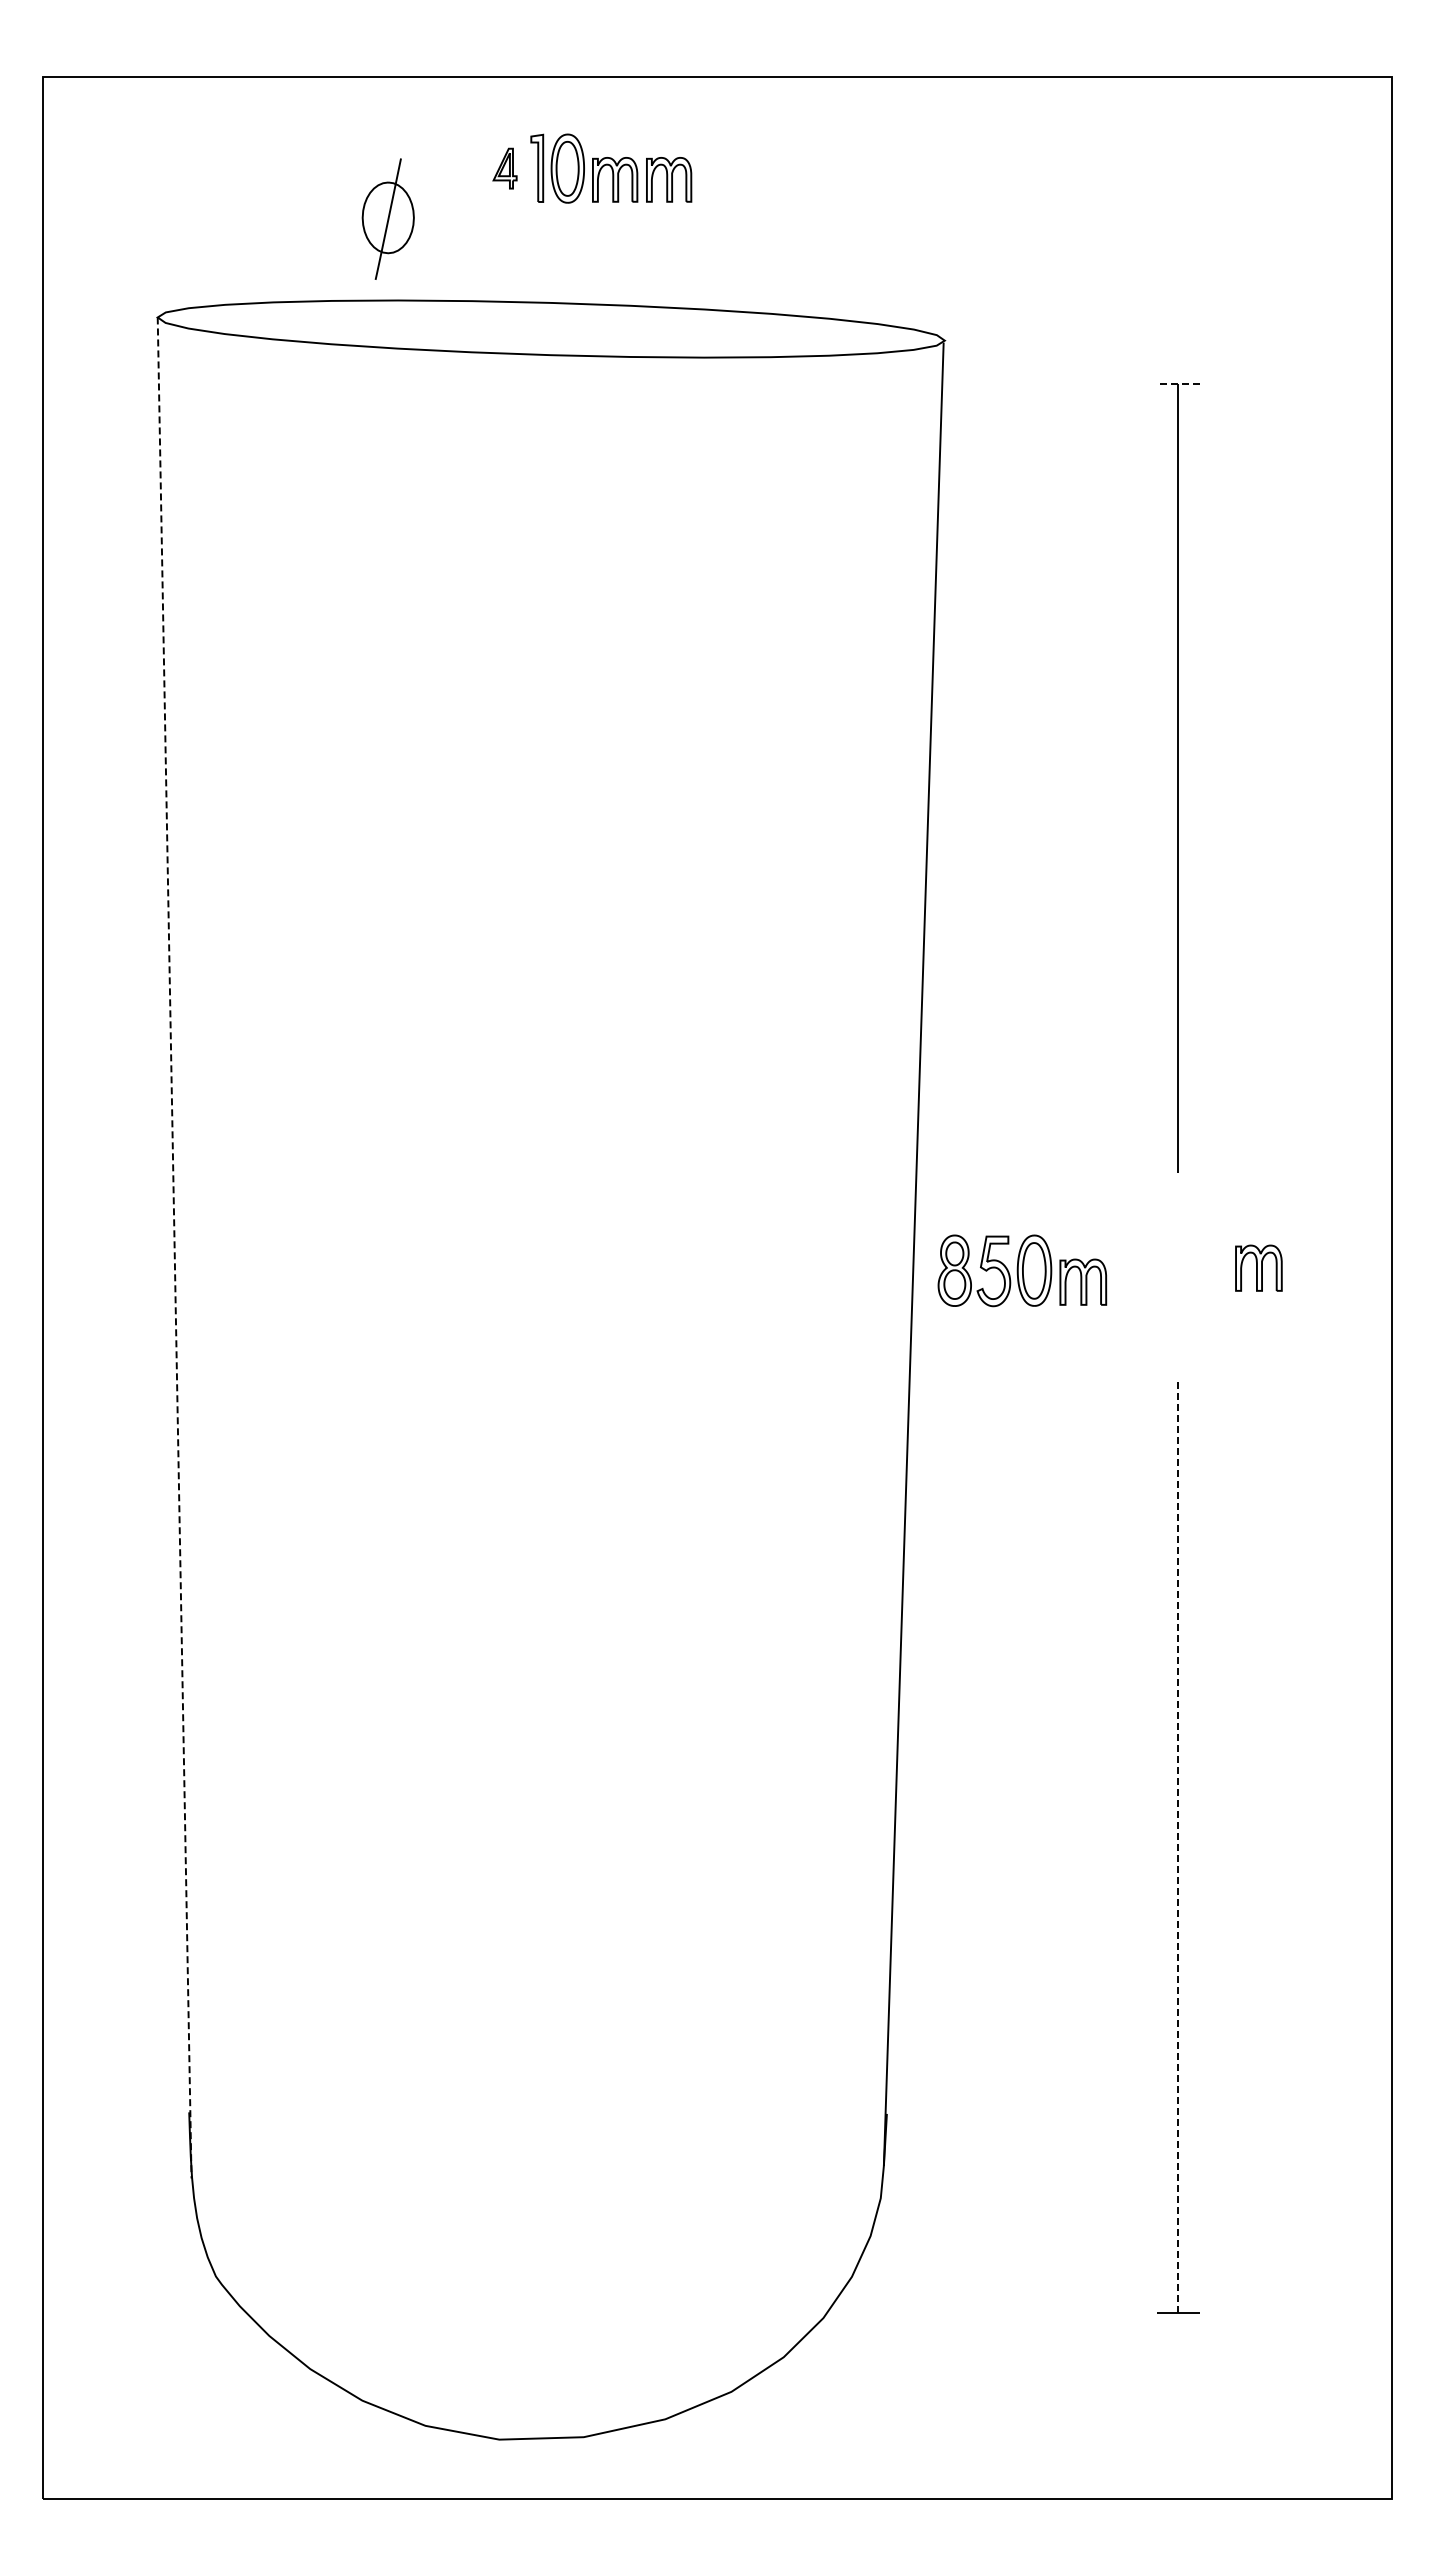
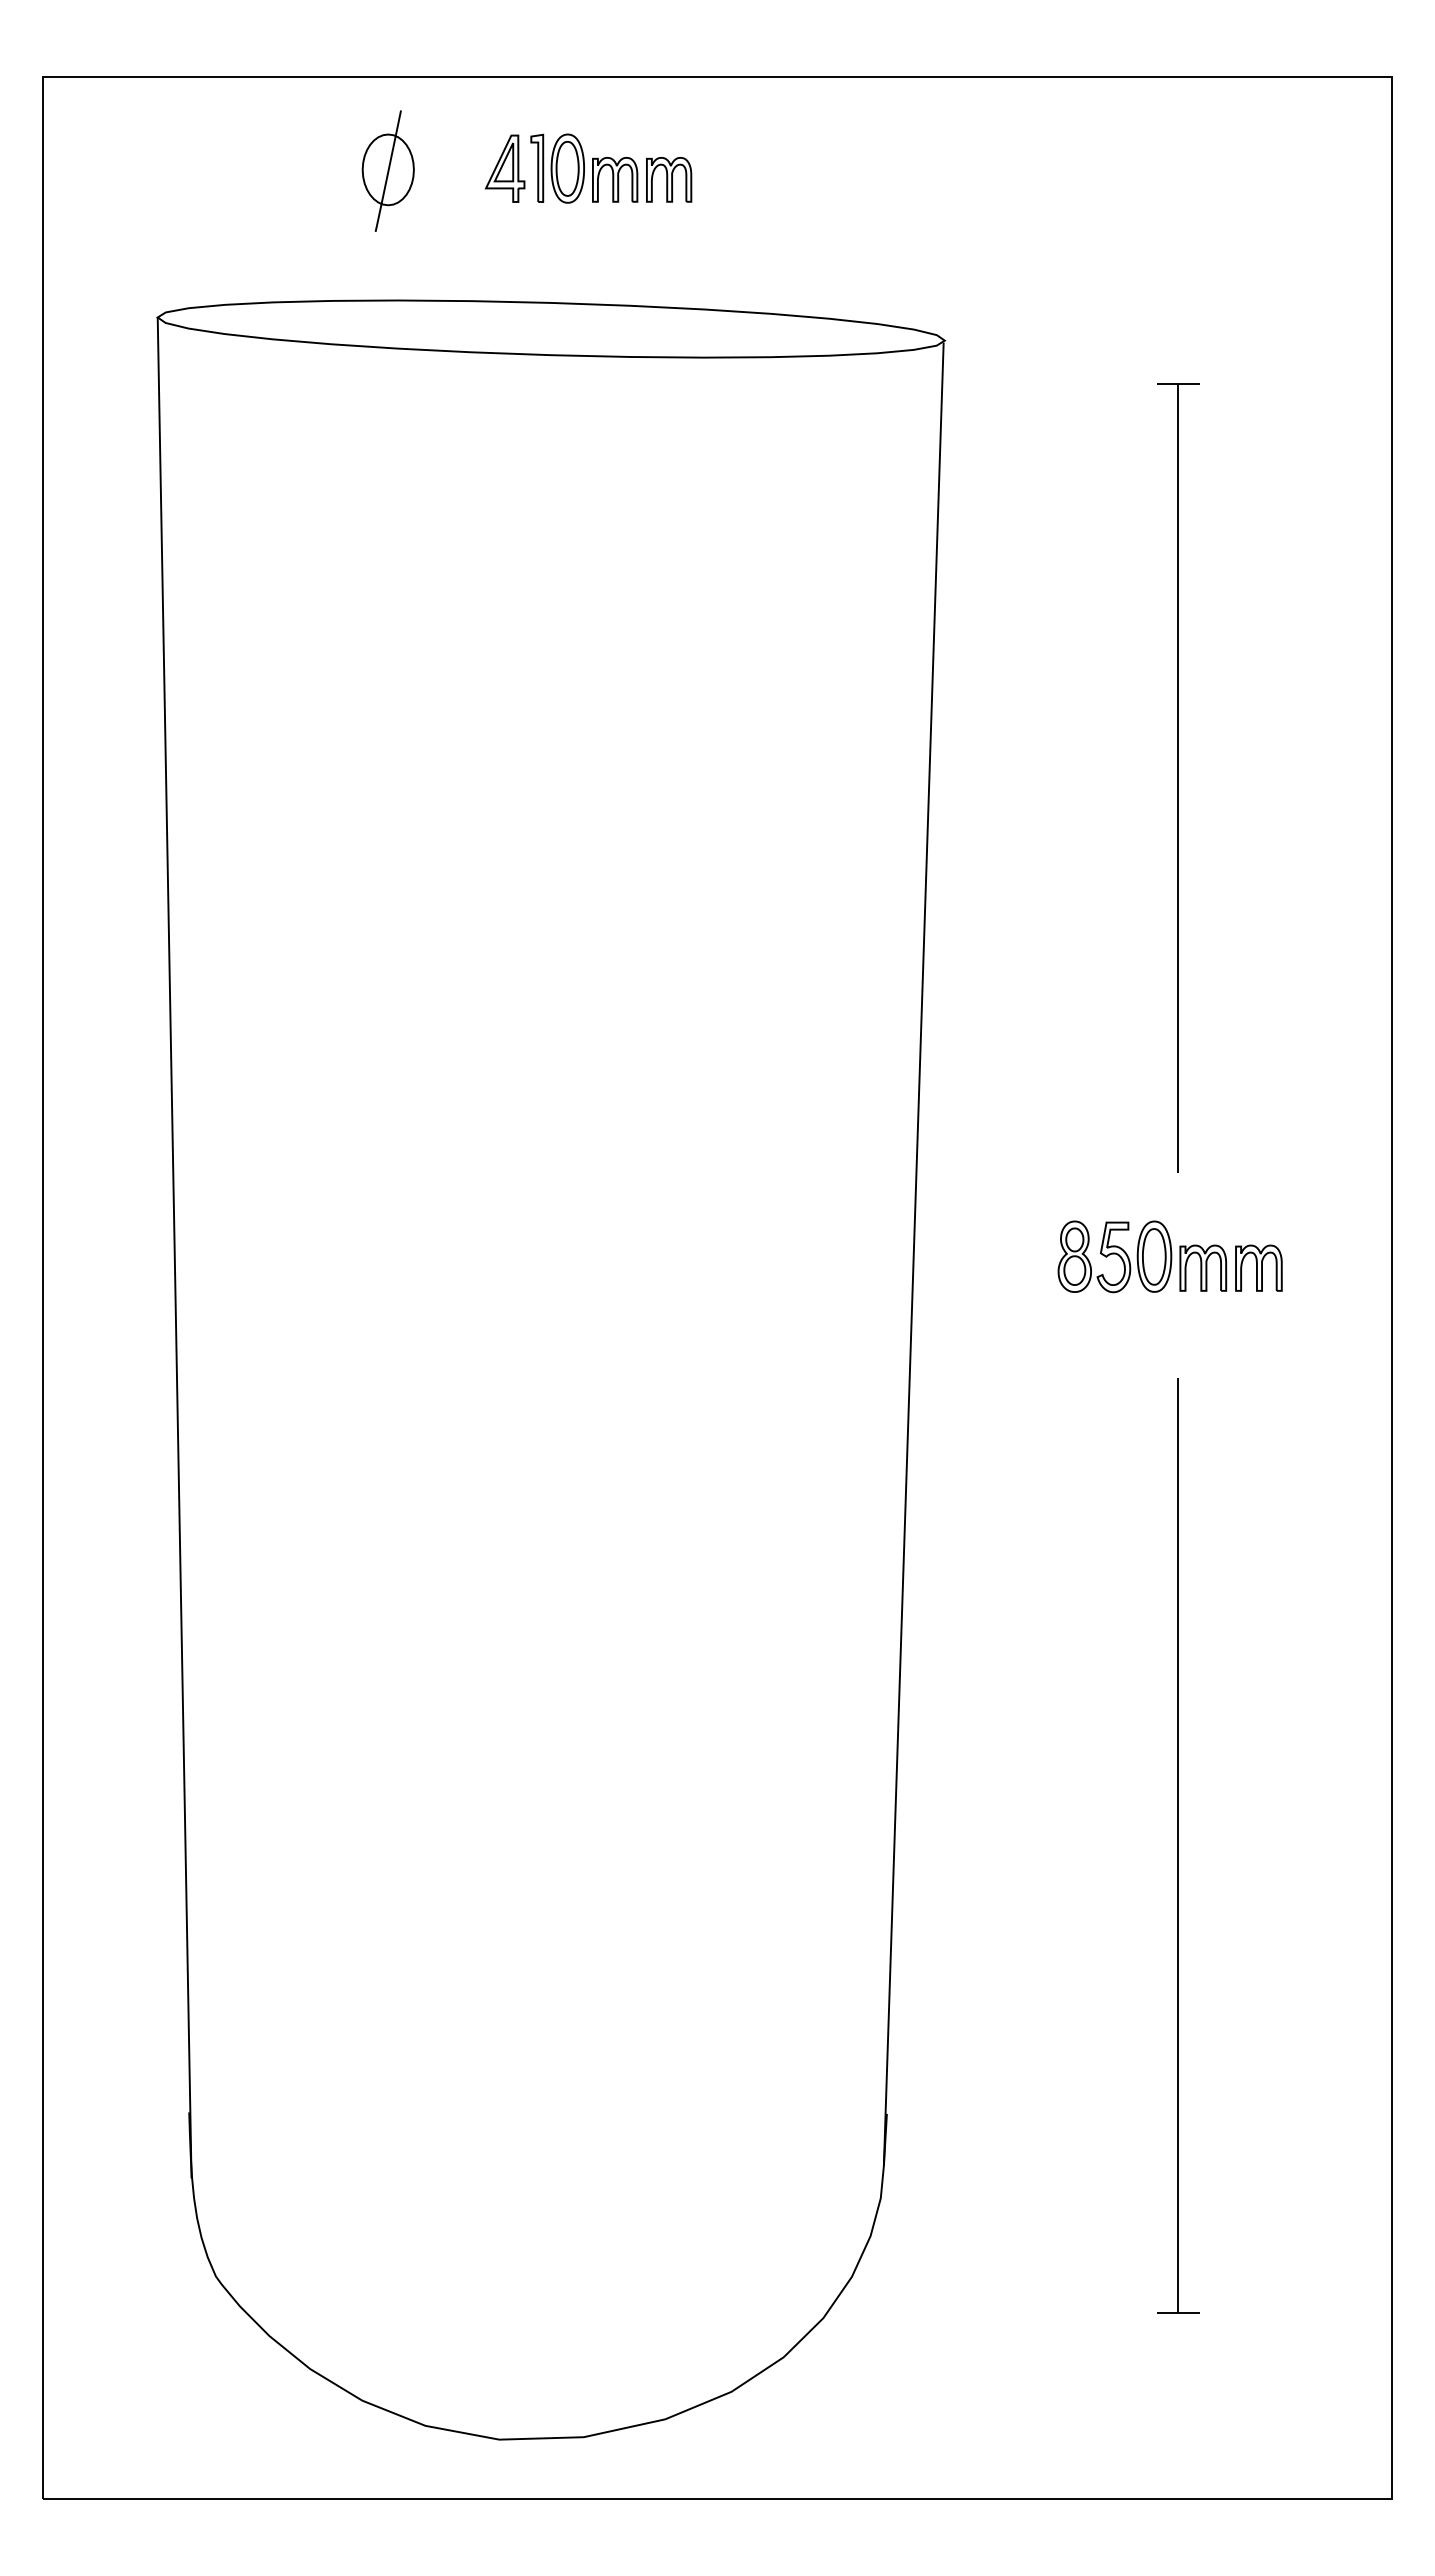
part size: 26x43 px -> 42x69 px (504, 168)
part position: (387, 218) -> (387, 170) (387, 170)
line: dashed -> solid (1177, 383)
line: dashed -> solid (174, 1247)
part position: (1022, 1270) -> (1142, 1256) (1142, 1256)
line: dashed -> solid (1178, 1845)
